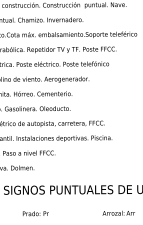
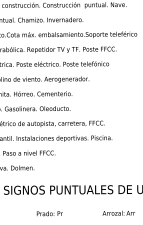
text position: (35, 213) -> (49, 213) (49, 213)
